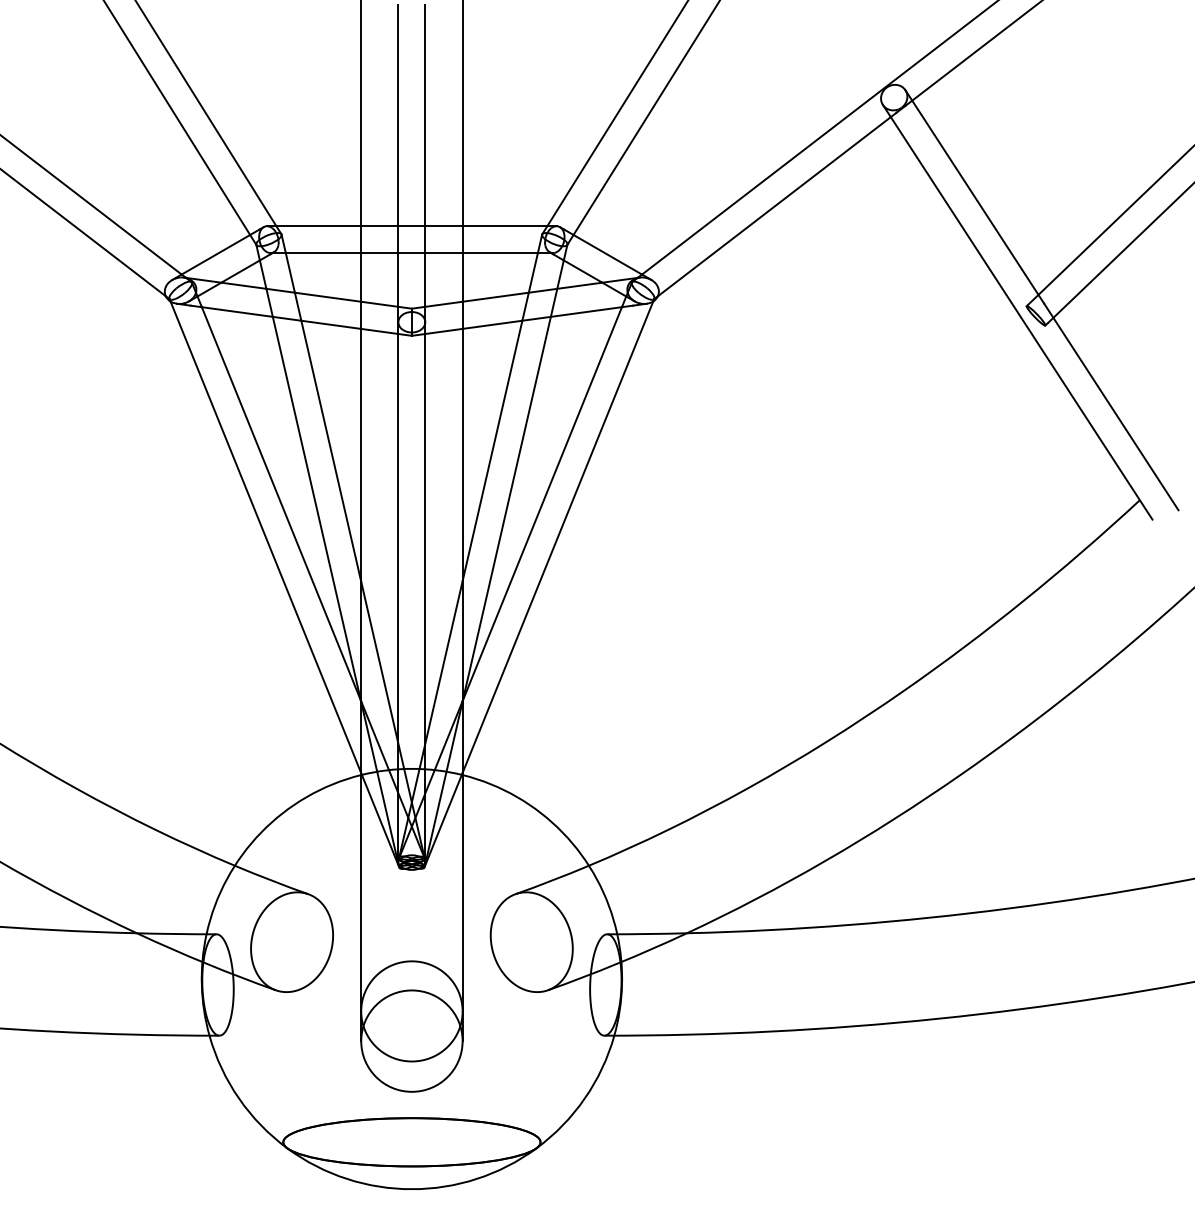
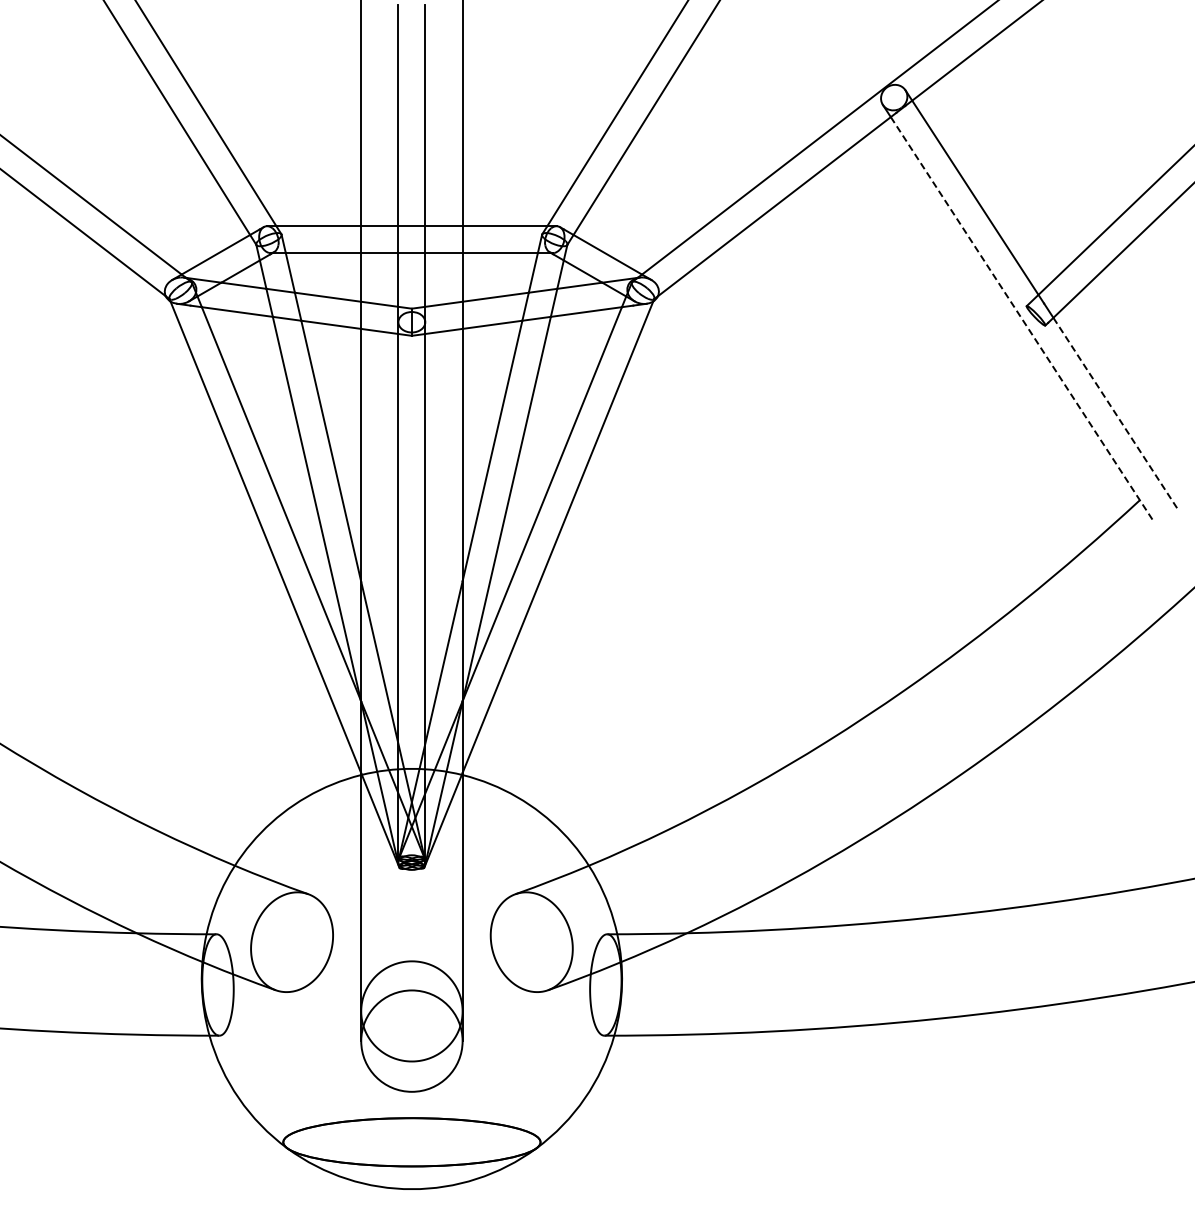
line: solid -> dashed (1021, 318)
line: solid -> dashed (1115, 414)
